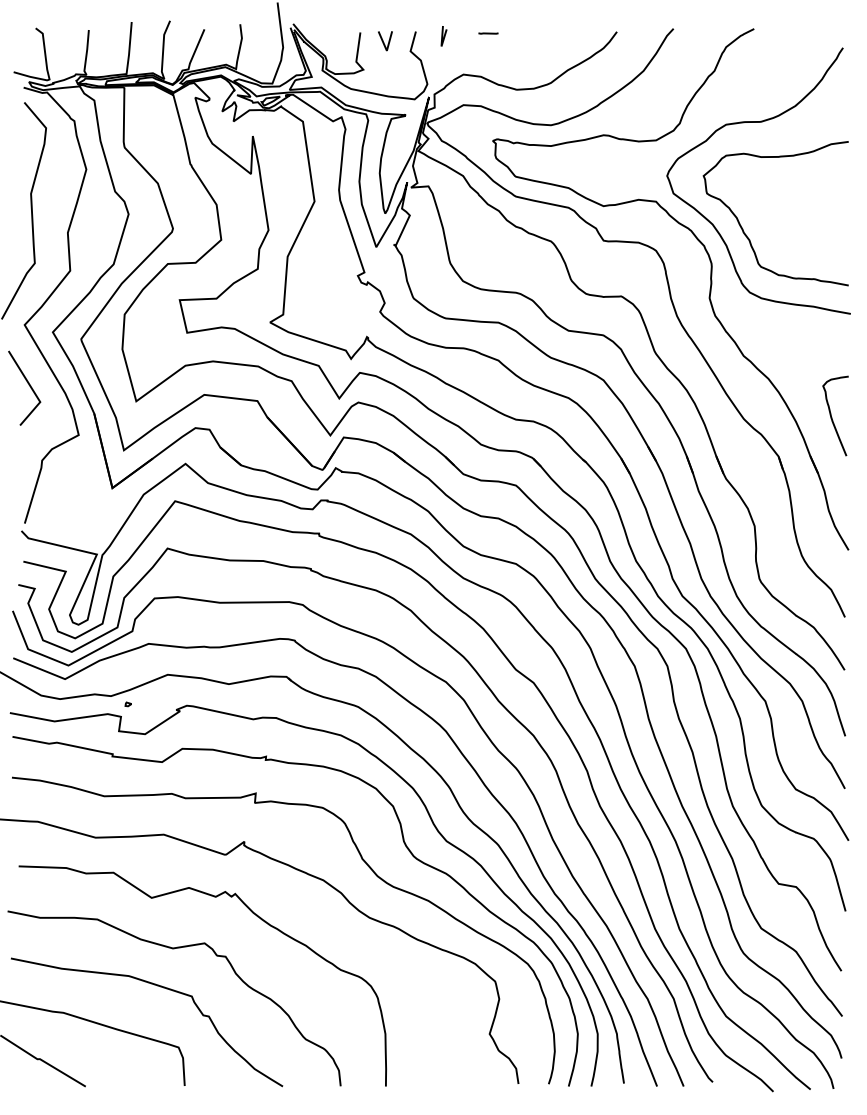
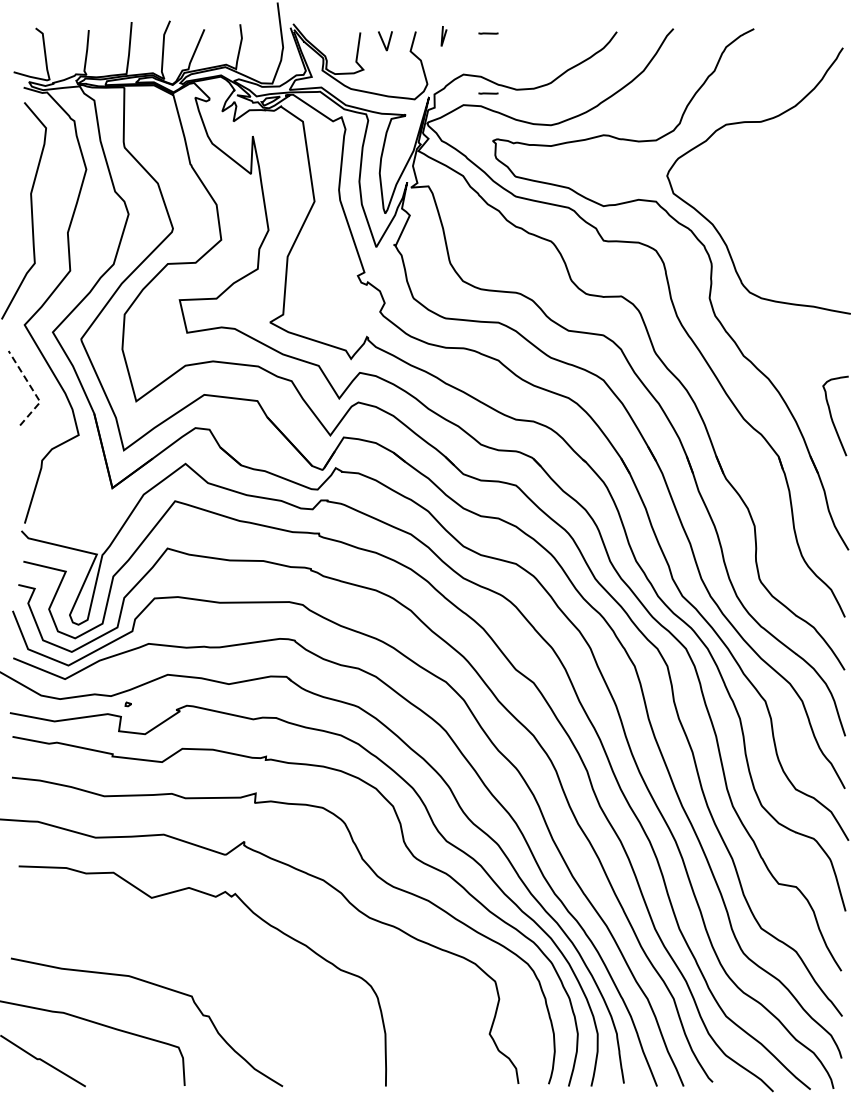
line: none -> present (488, 93)
curve: present -> none (747, 235)
line: solid -> dashed (32, 389)
curve: present -> none (174, 949)
